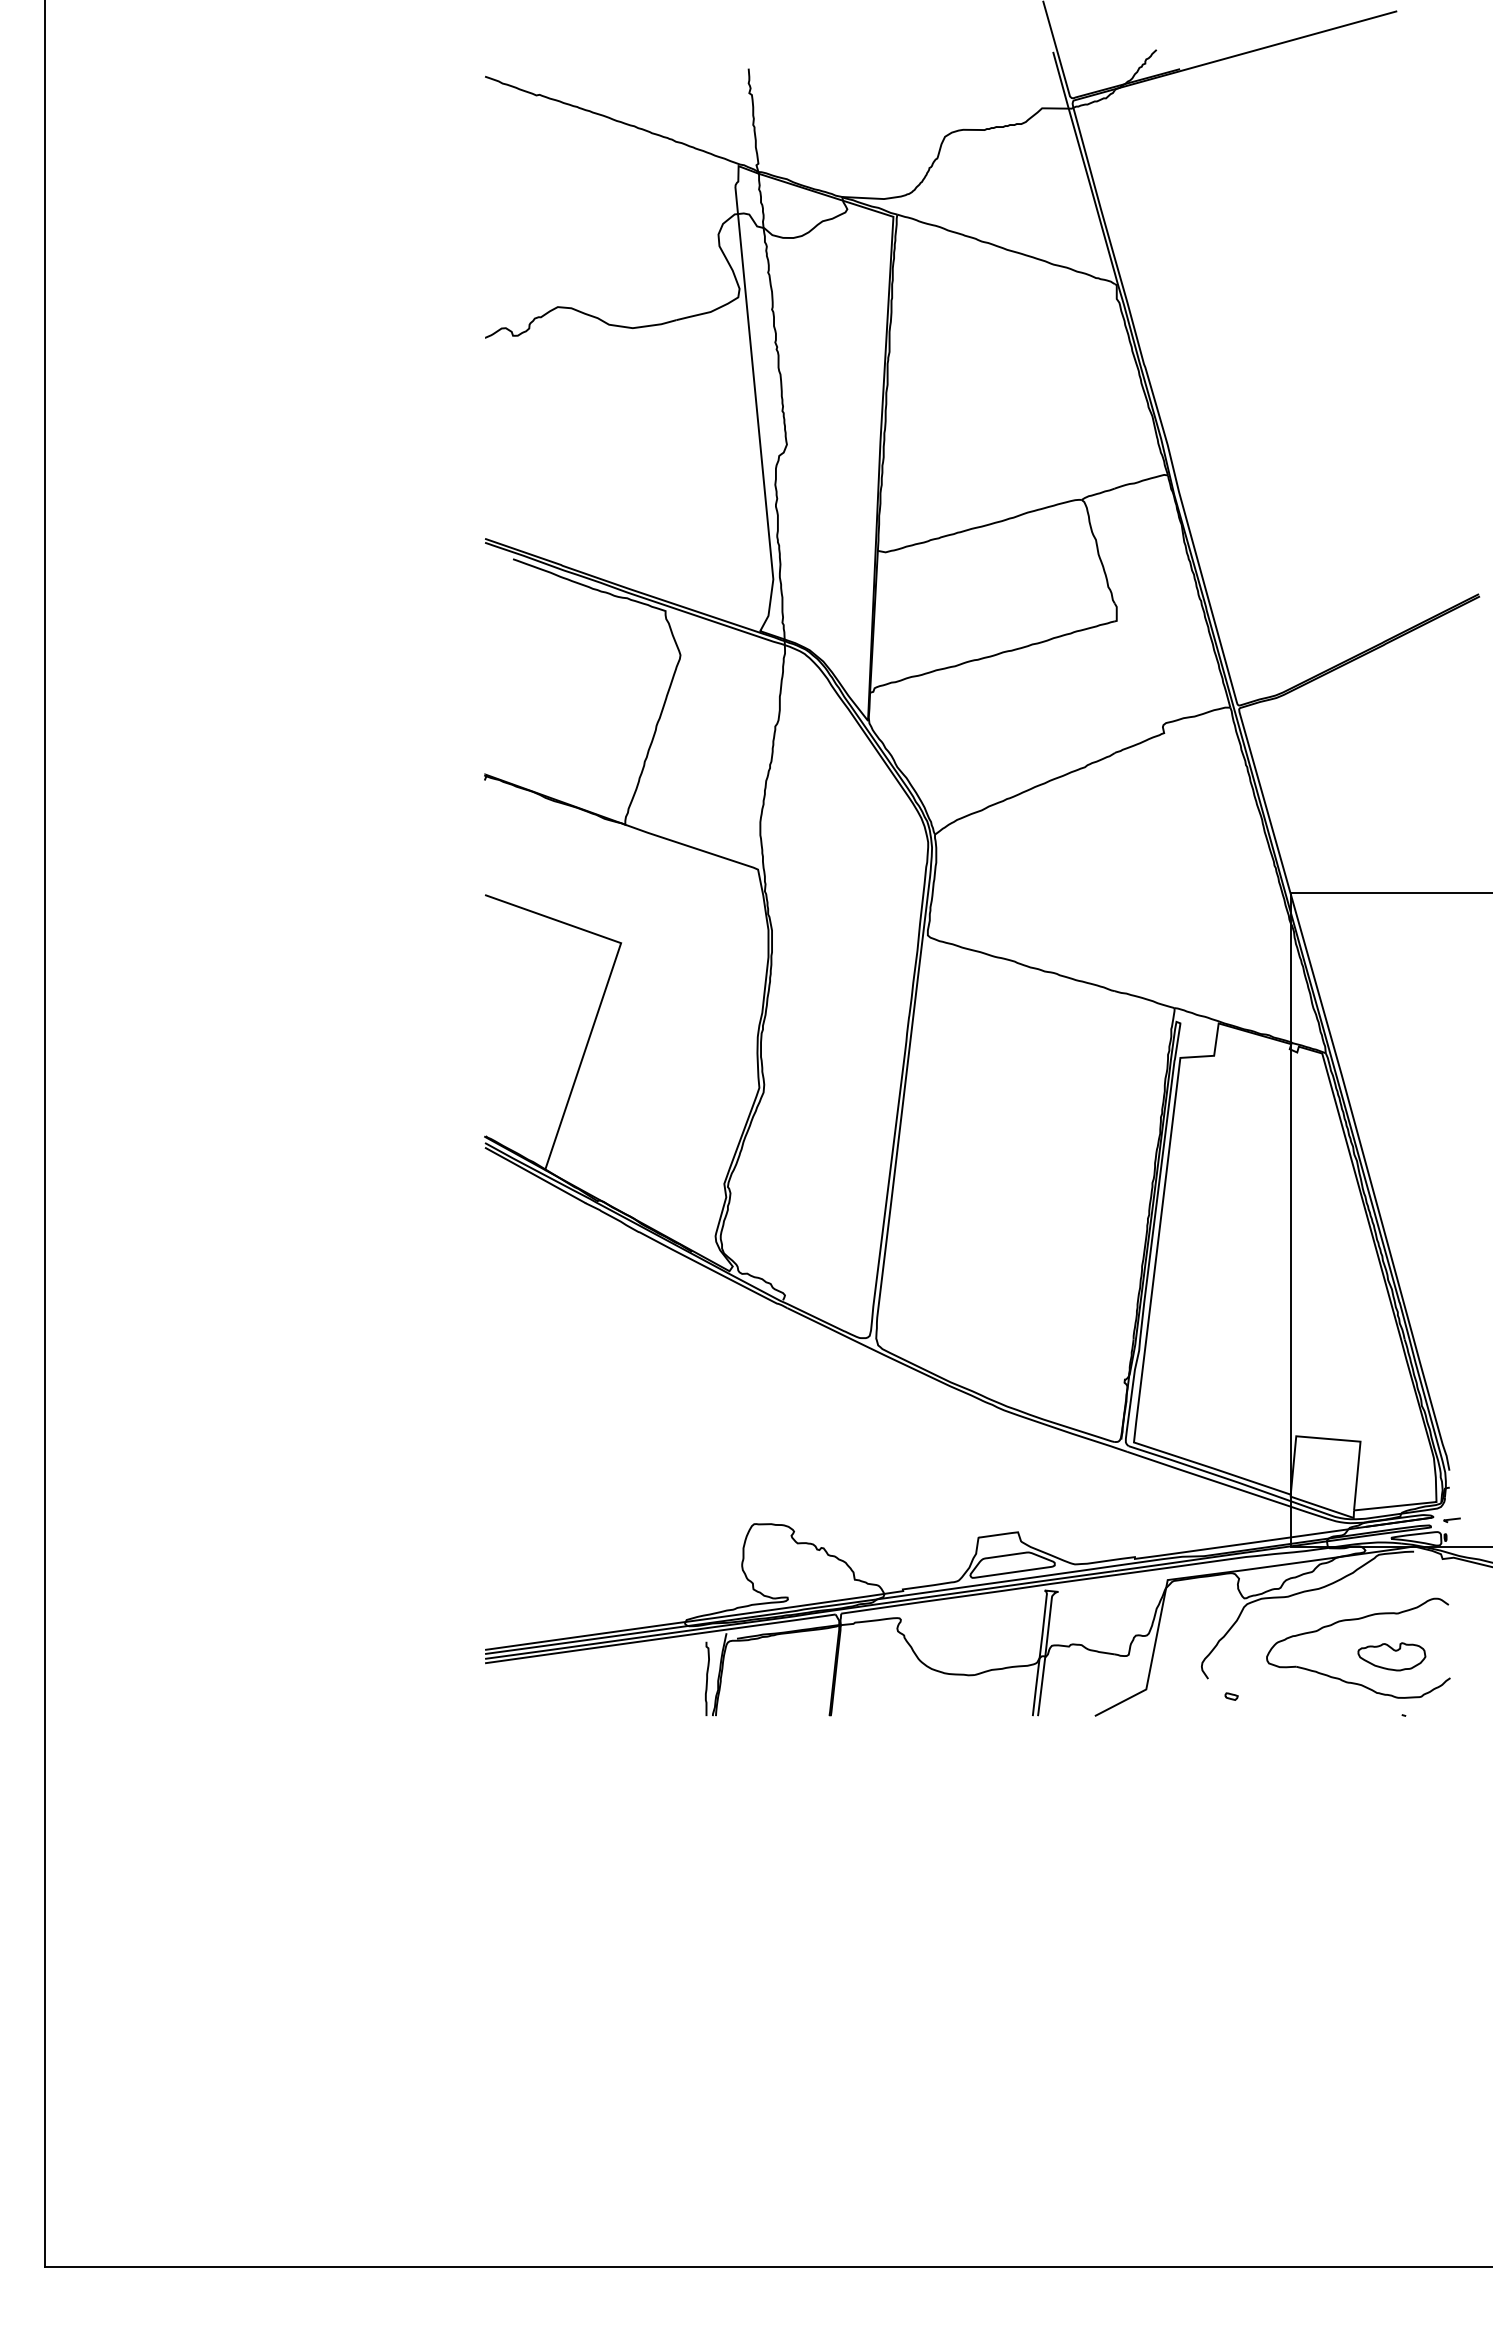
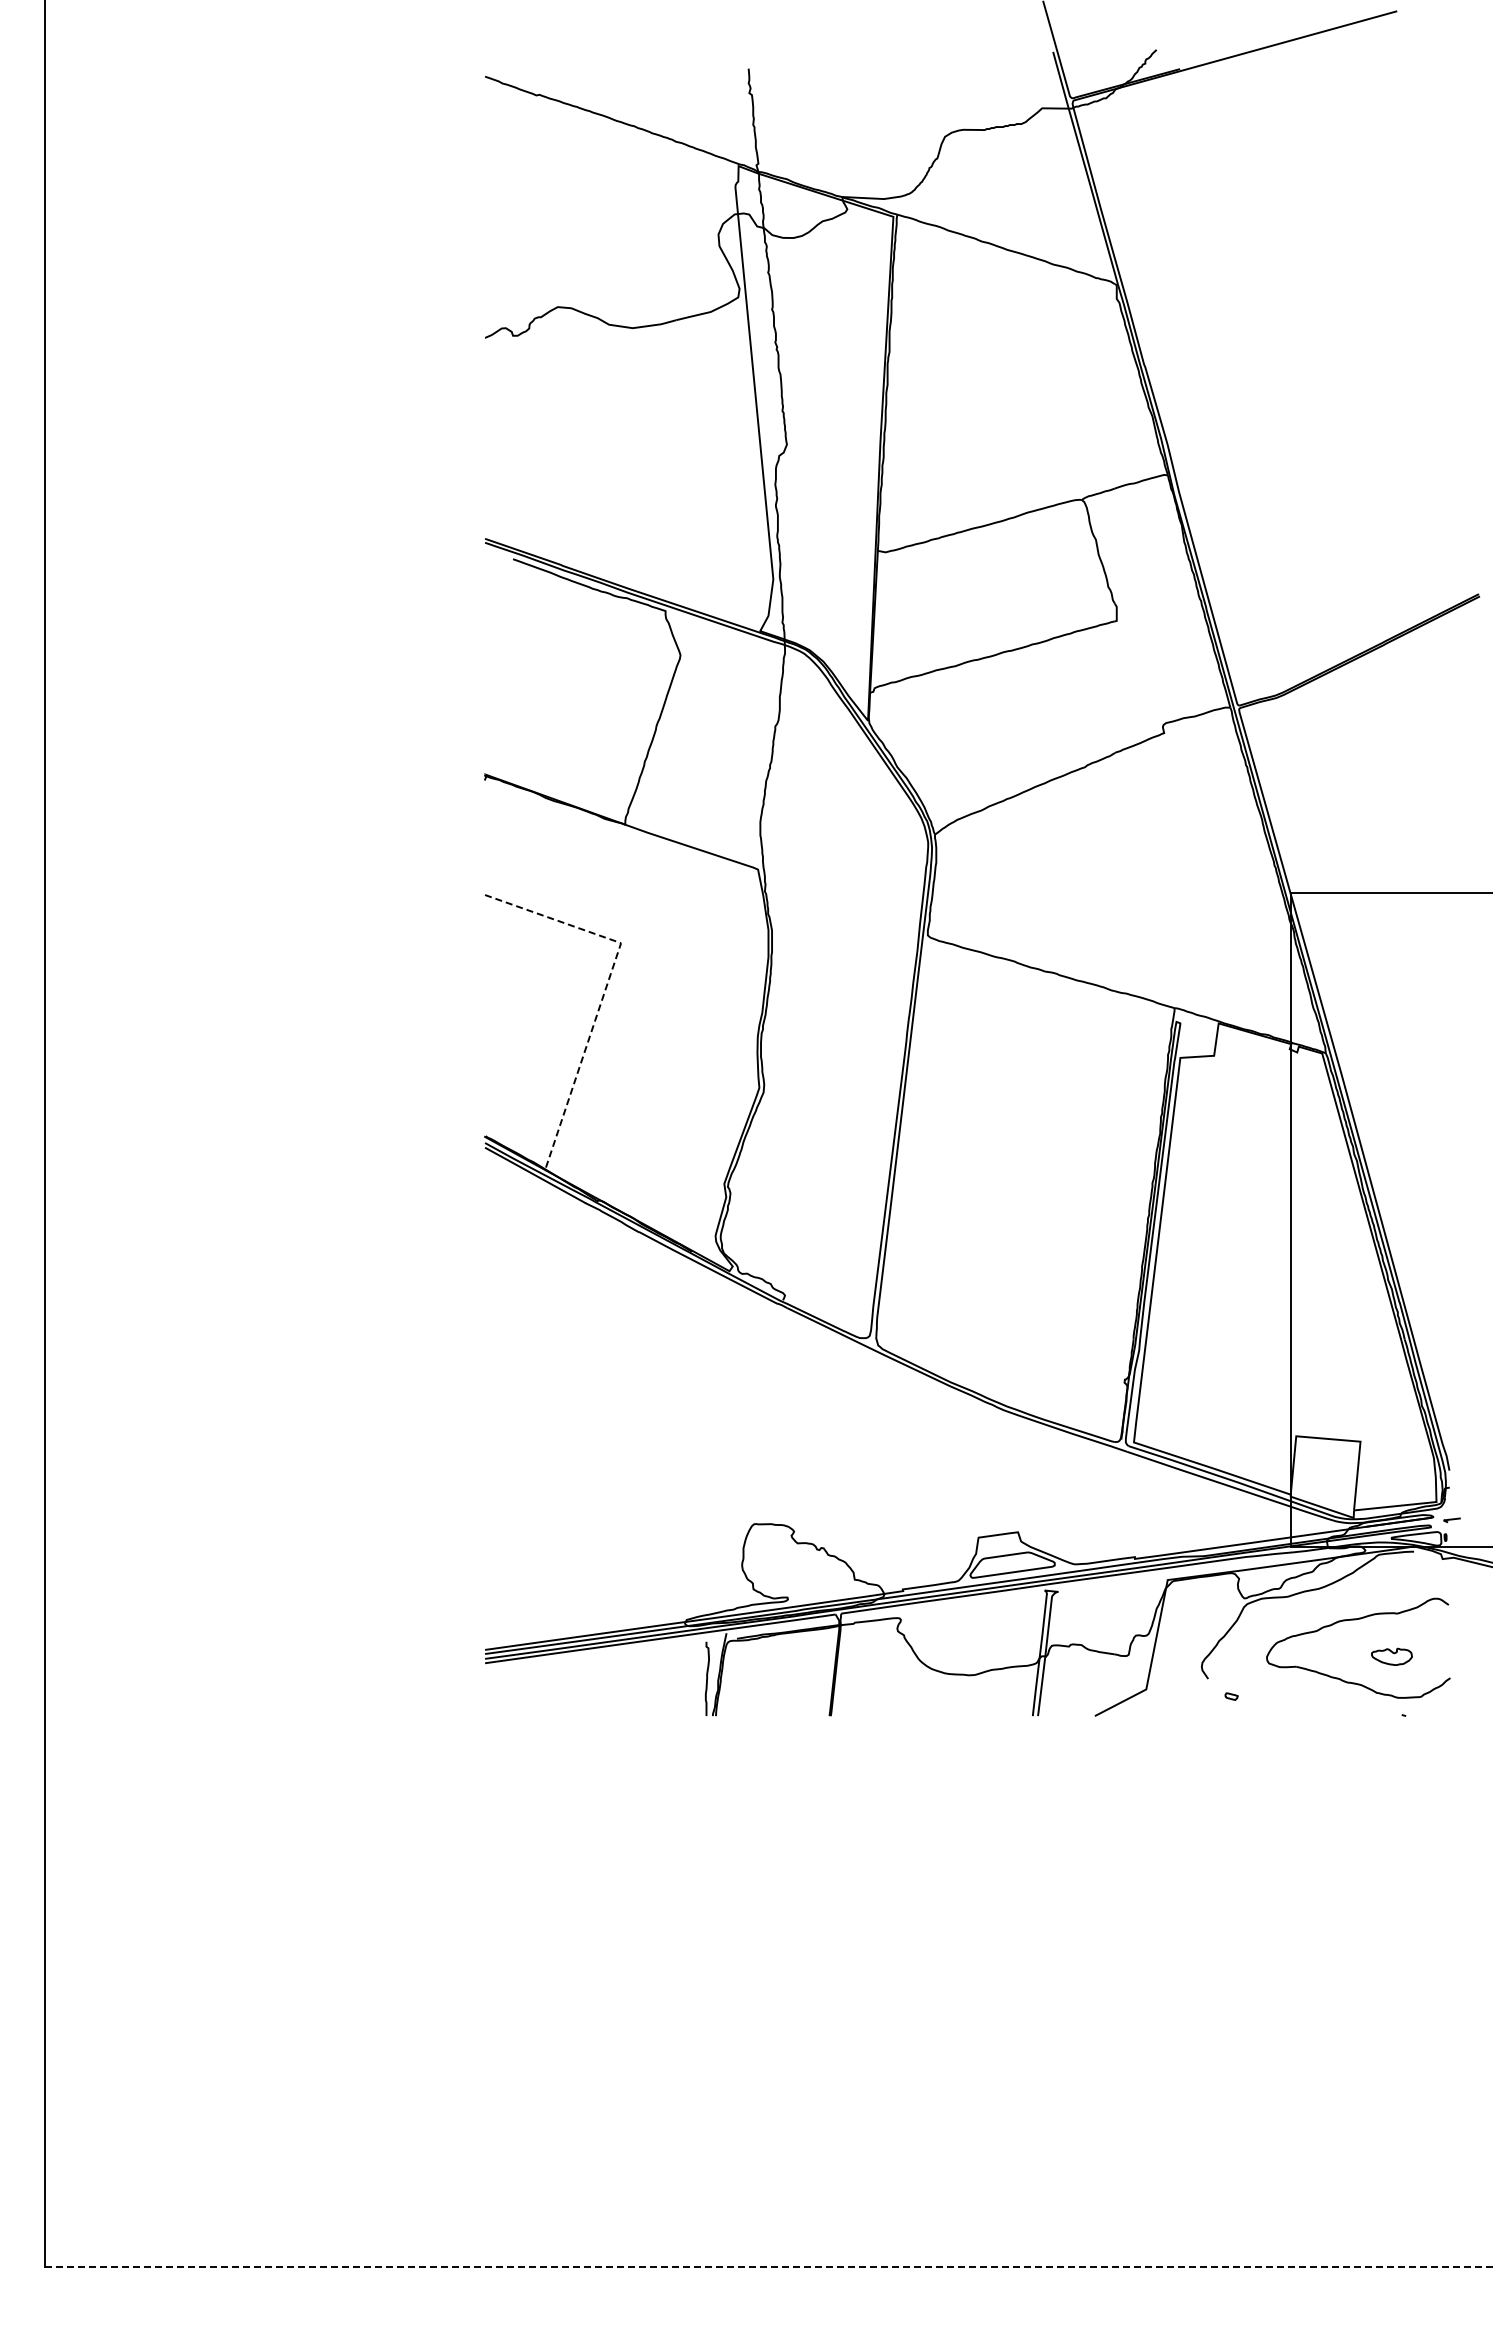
line: solid -> dashed (606, 987)
part size: 70x30 px -> 42x19 px (1391, 1656)
line: solid -> dashed (768, 2266)
